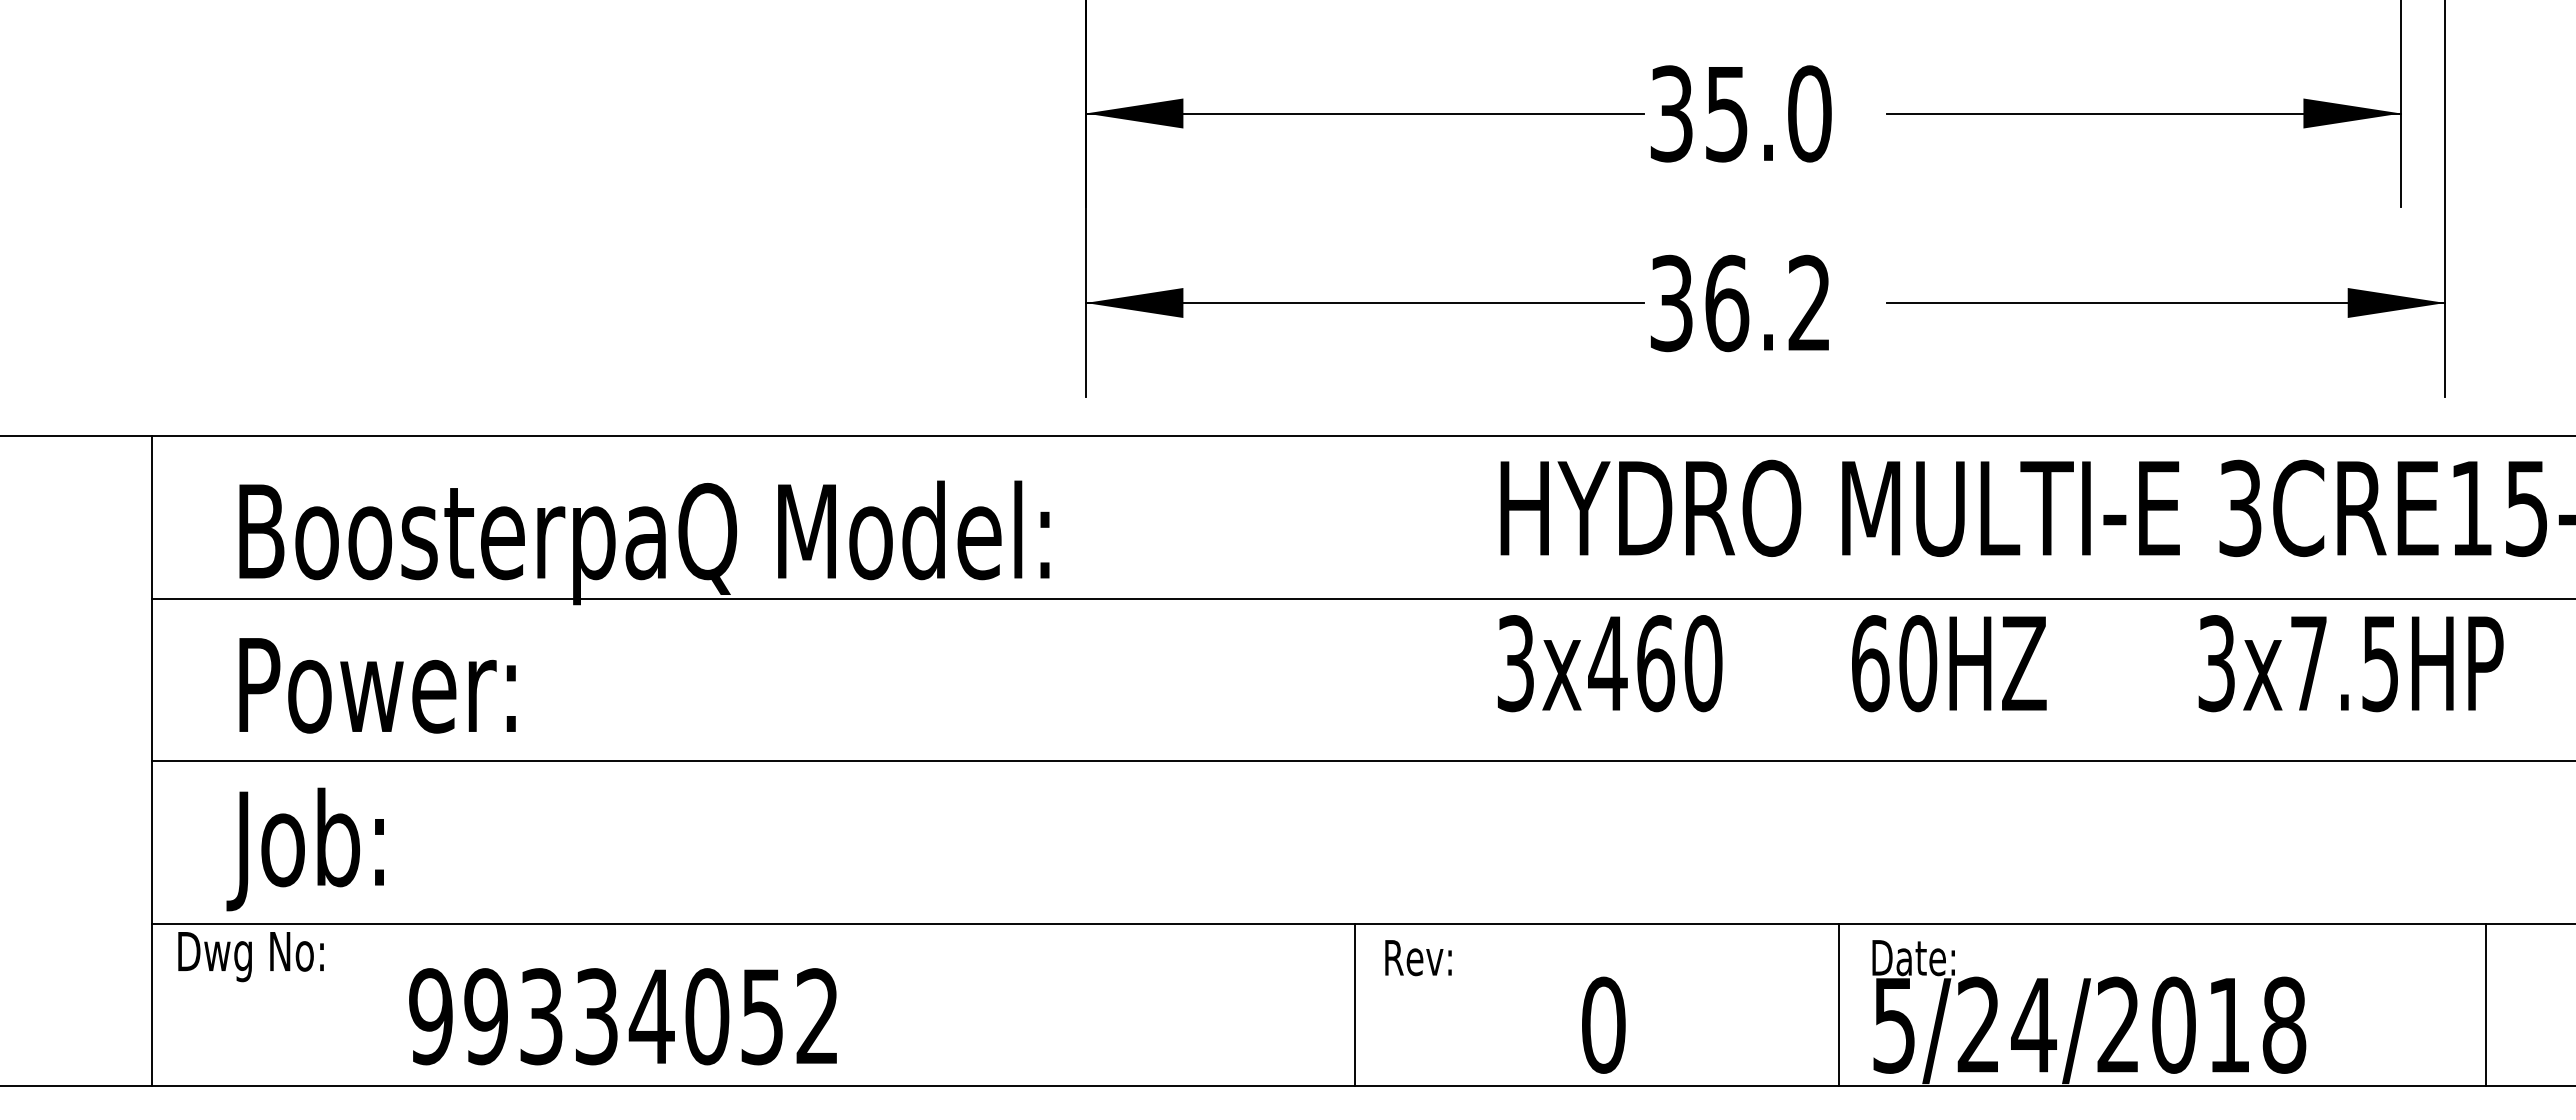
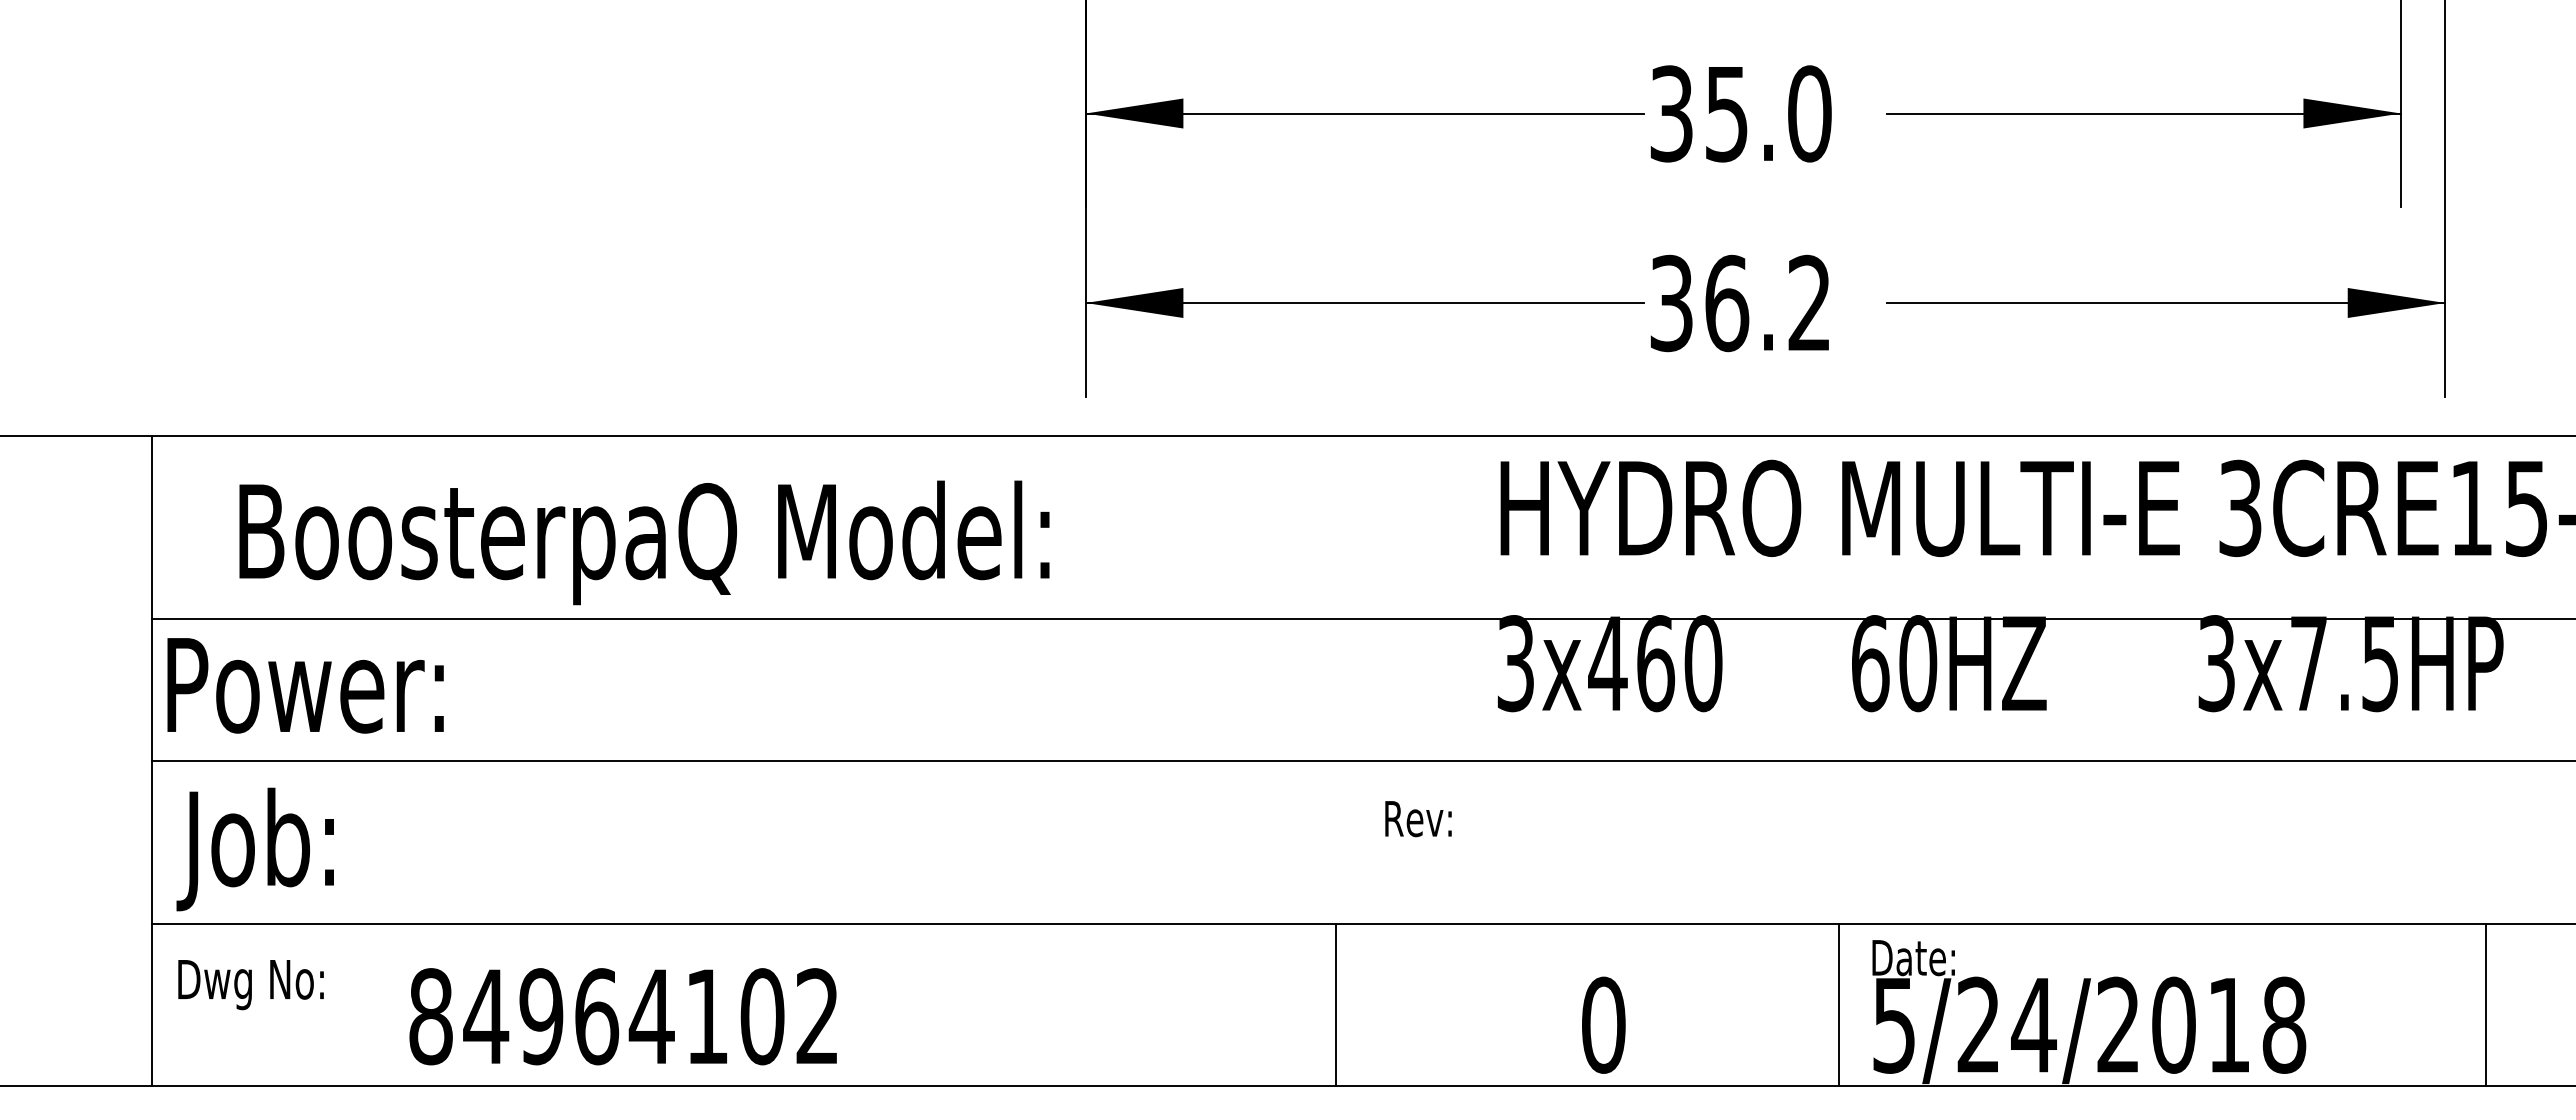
line position: (1362, 598) -> (1362, 618) (1362, 618)
text position: (377, 685) -> (305, 685) (305, 685)
text position: (304, 849) -> (254, 849) (254, 849)
text position: (250, 957) -> (250, 985) (250, 985)
text position: (1418, 958) -> (1418, 819) (1418, 819)
line position: (1355, 1004) -> (1336, 1004) (1336, 1004)
text: 99334052 -> 84964102 (596, 1016)
